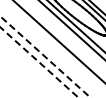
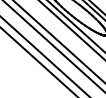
line: none -> present (53, 46)
line: dashed -> solid (45, 57)
line: dashed -> solid (39, 62)
